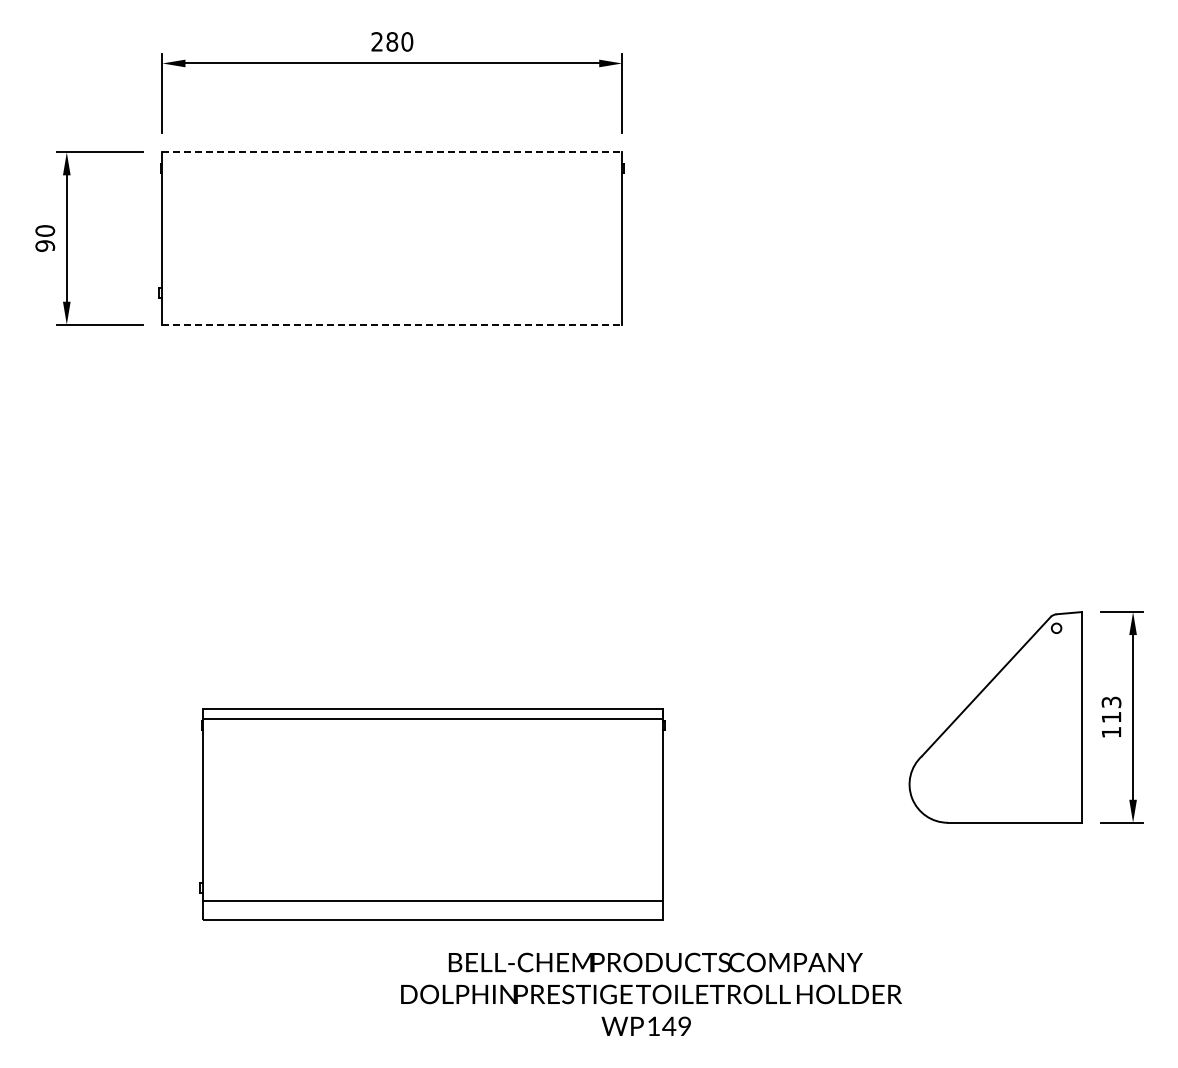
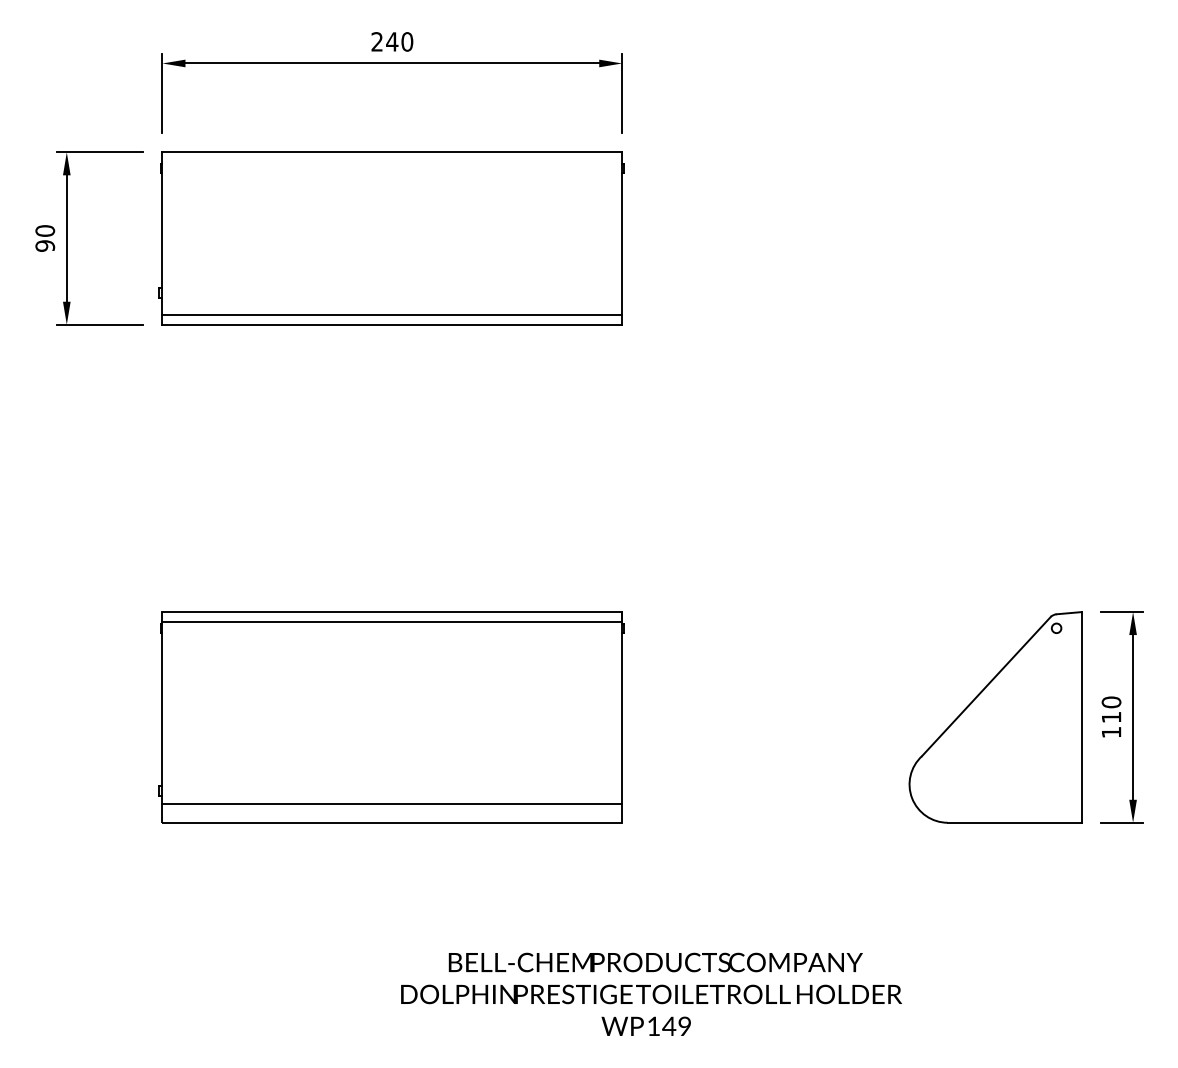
text: 280 -> 240 (392, 41)
line: dashed -> solid (392, 152)
line: none -> present (392, 315)
line: dashed -> solid (392, 324)
text: 113 -> 110 (1111, 702)
part position: (432, 814) -> (391, 717) (391, 717)
